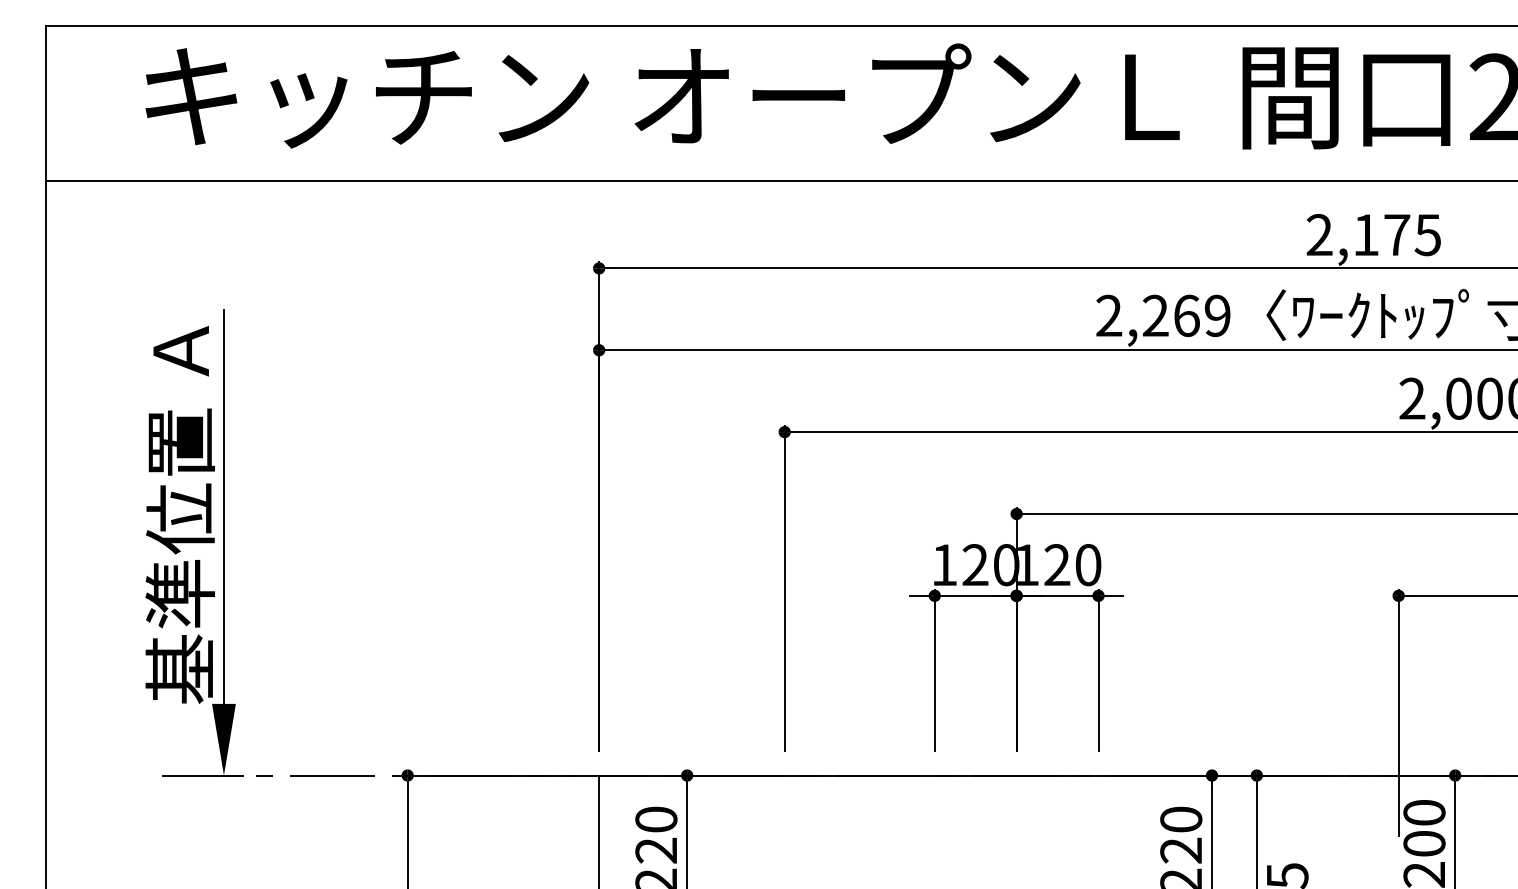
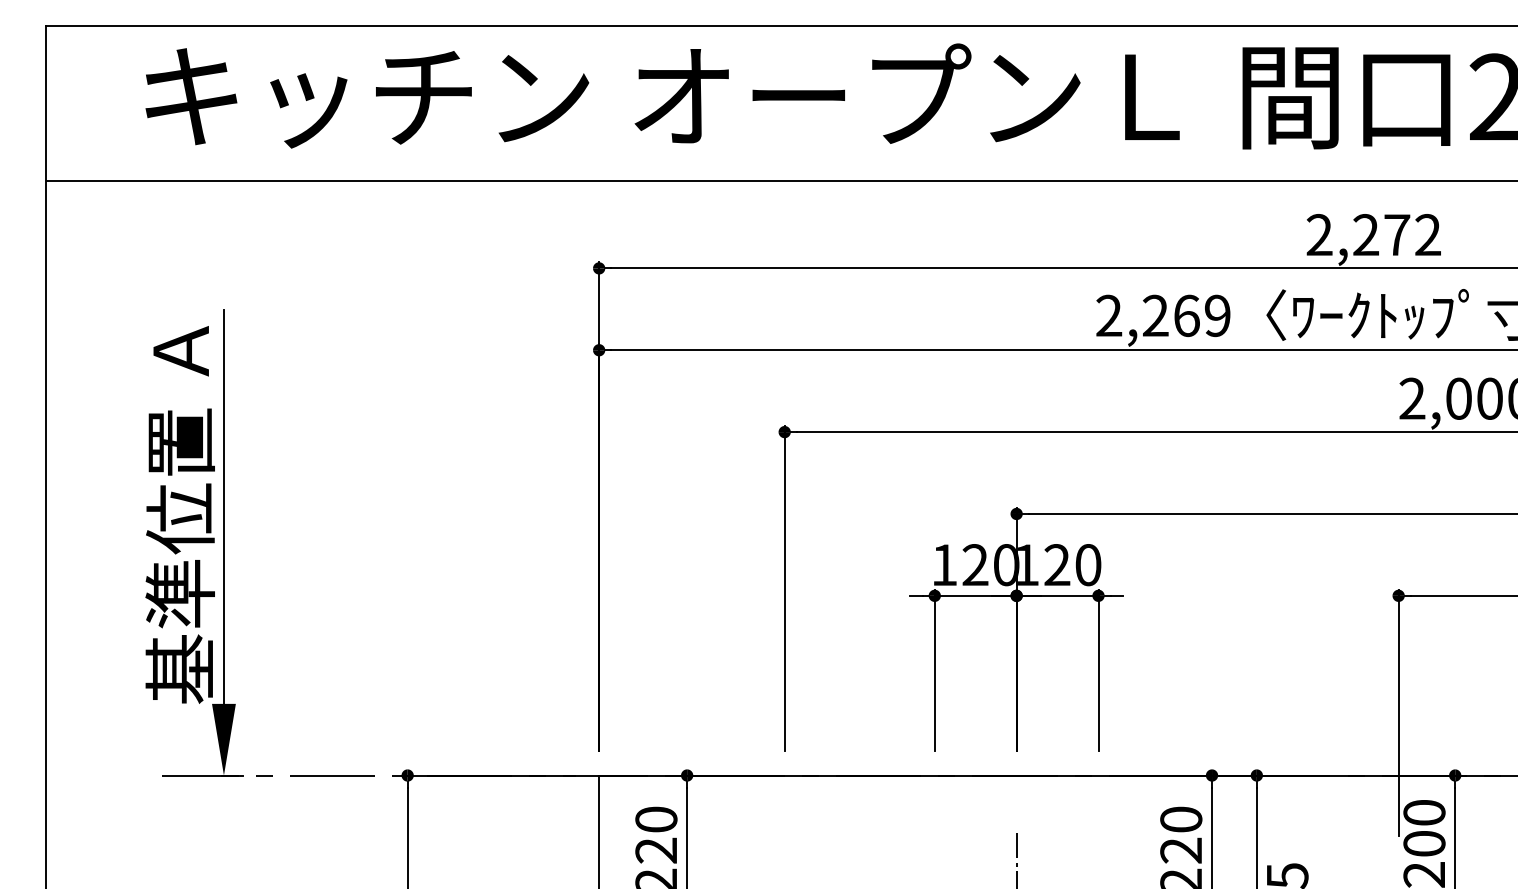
text: 2,175 -> 2,272 (1396, 235)
line: none -> present (1016, 858)
